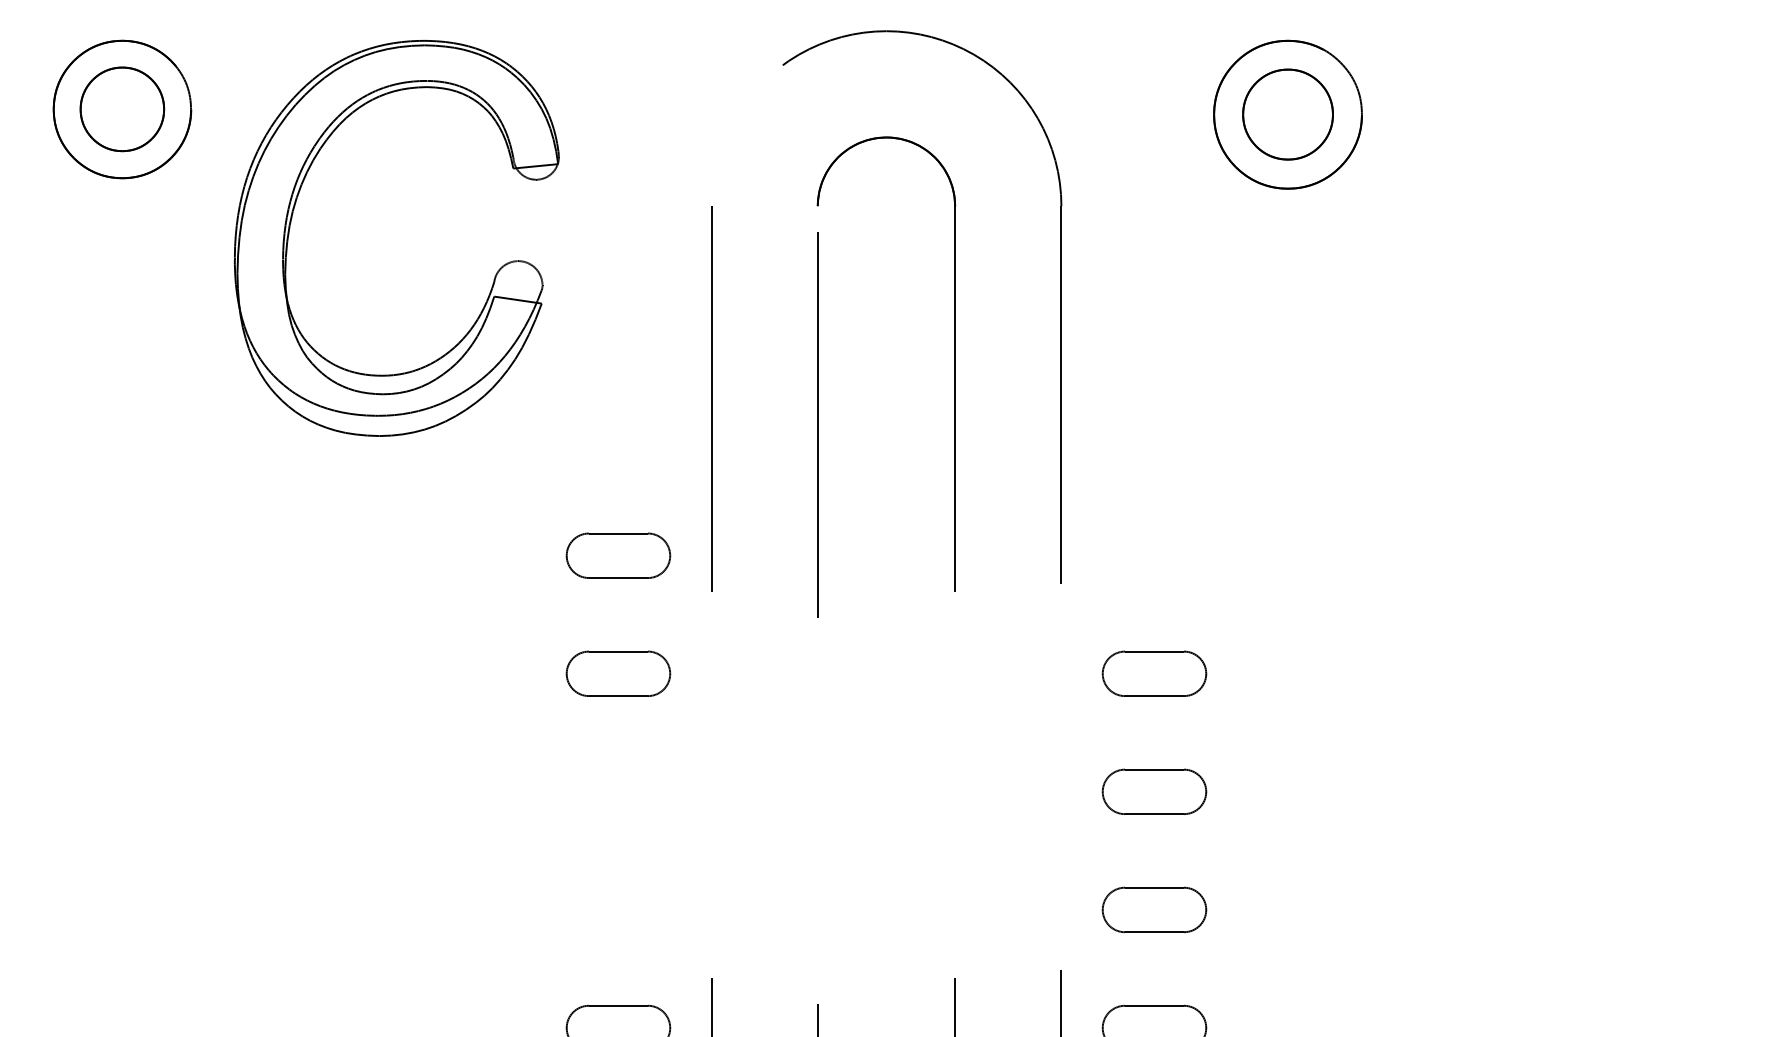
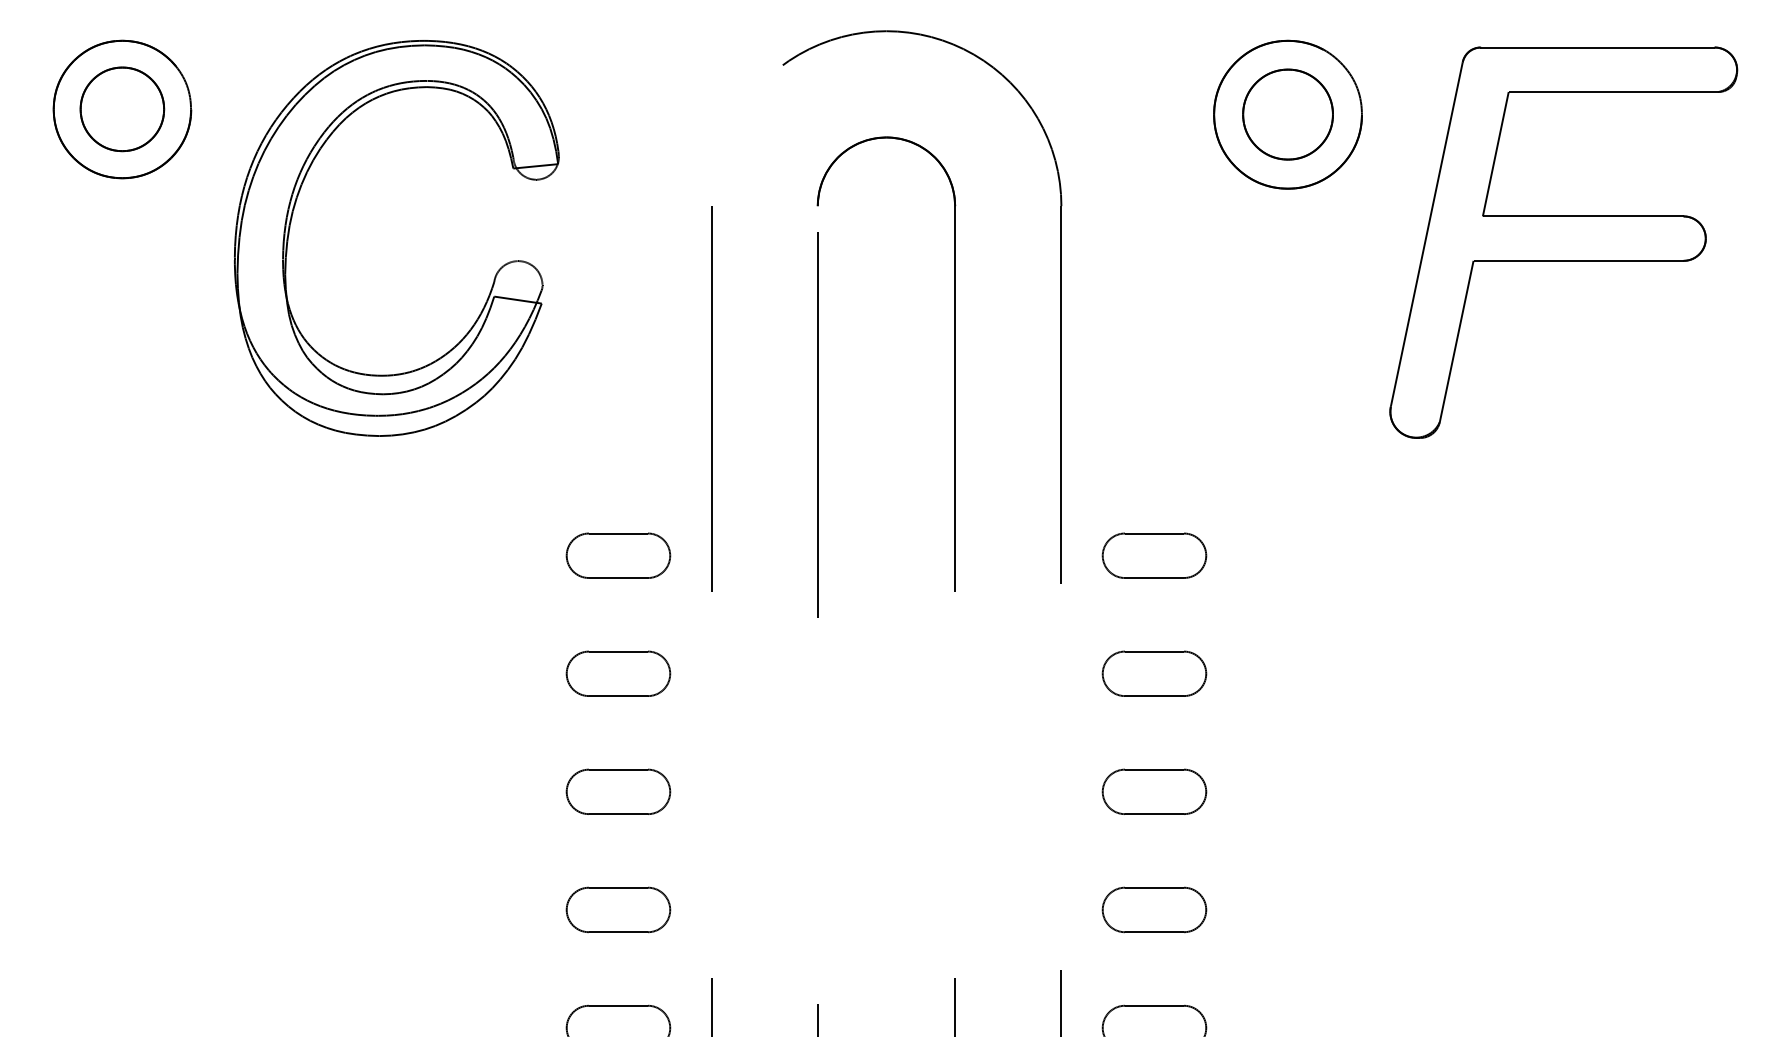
part: none -> present (1563, 242)
part: none -> present (1154, 555)
part: none -> present (618, 791)
part: none -> present (618, 909)
